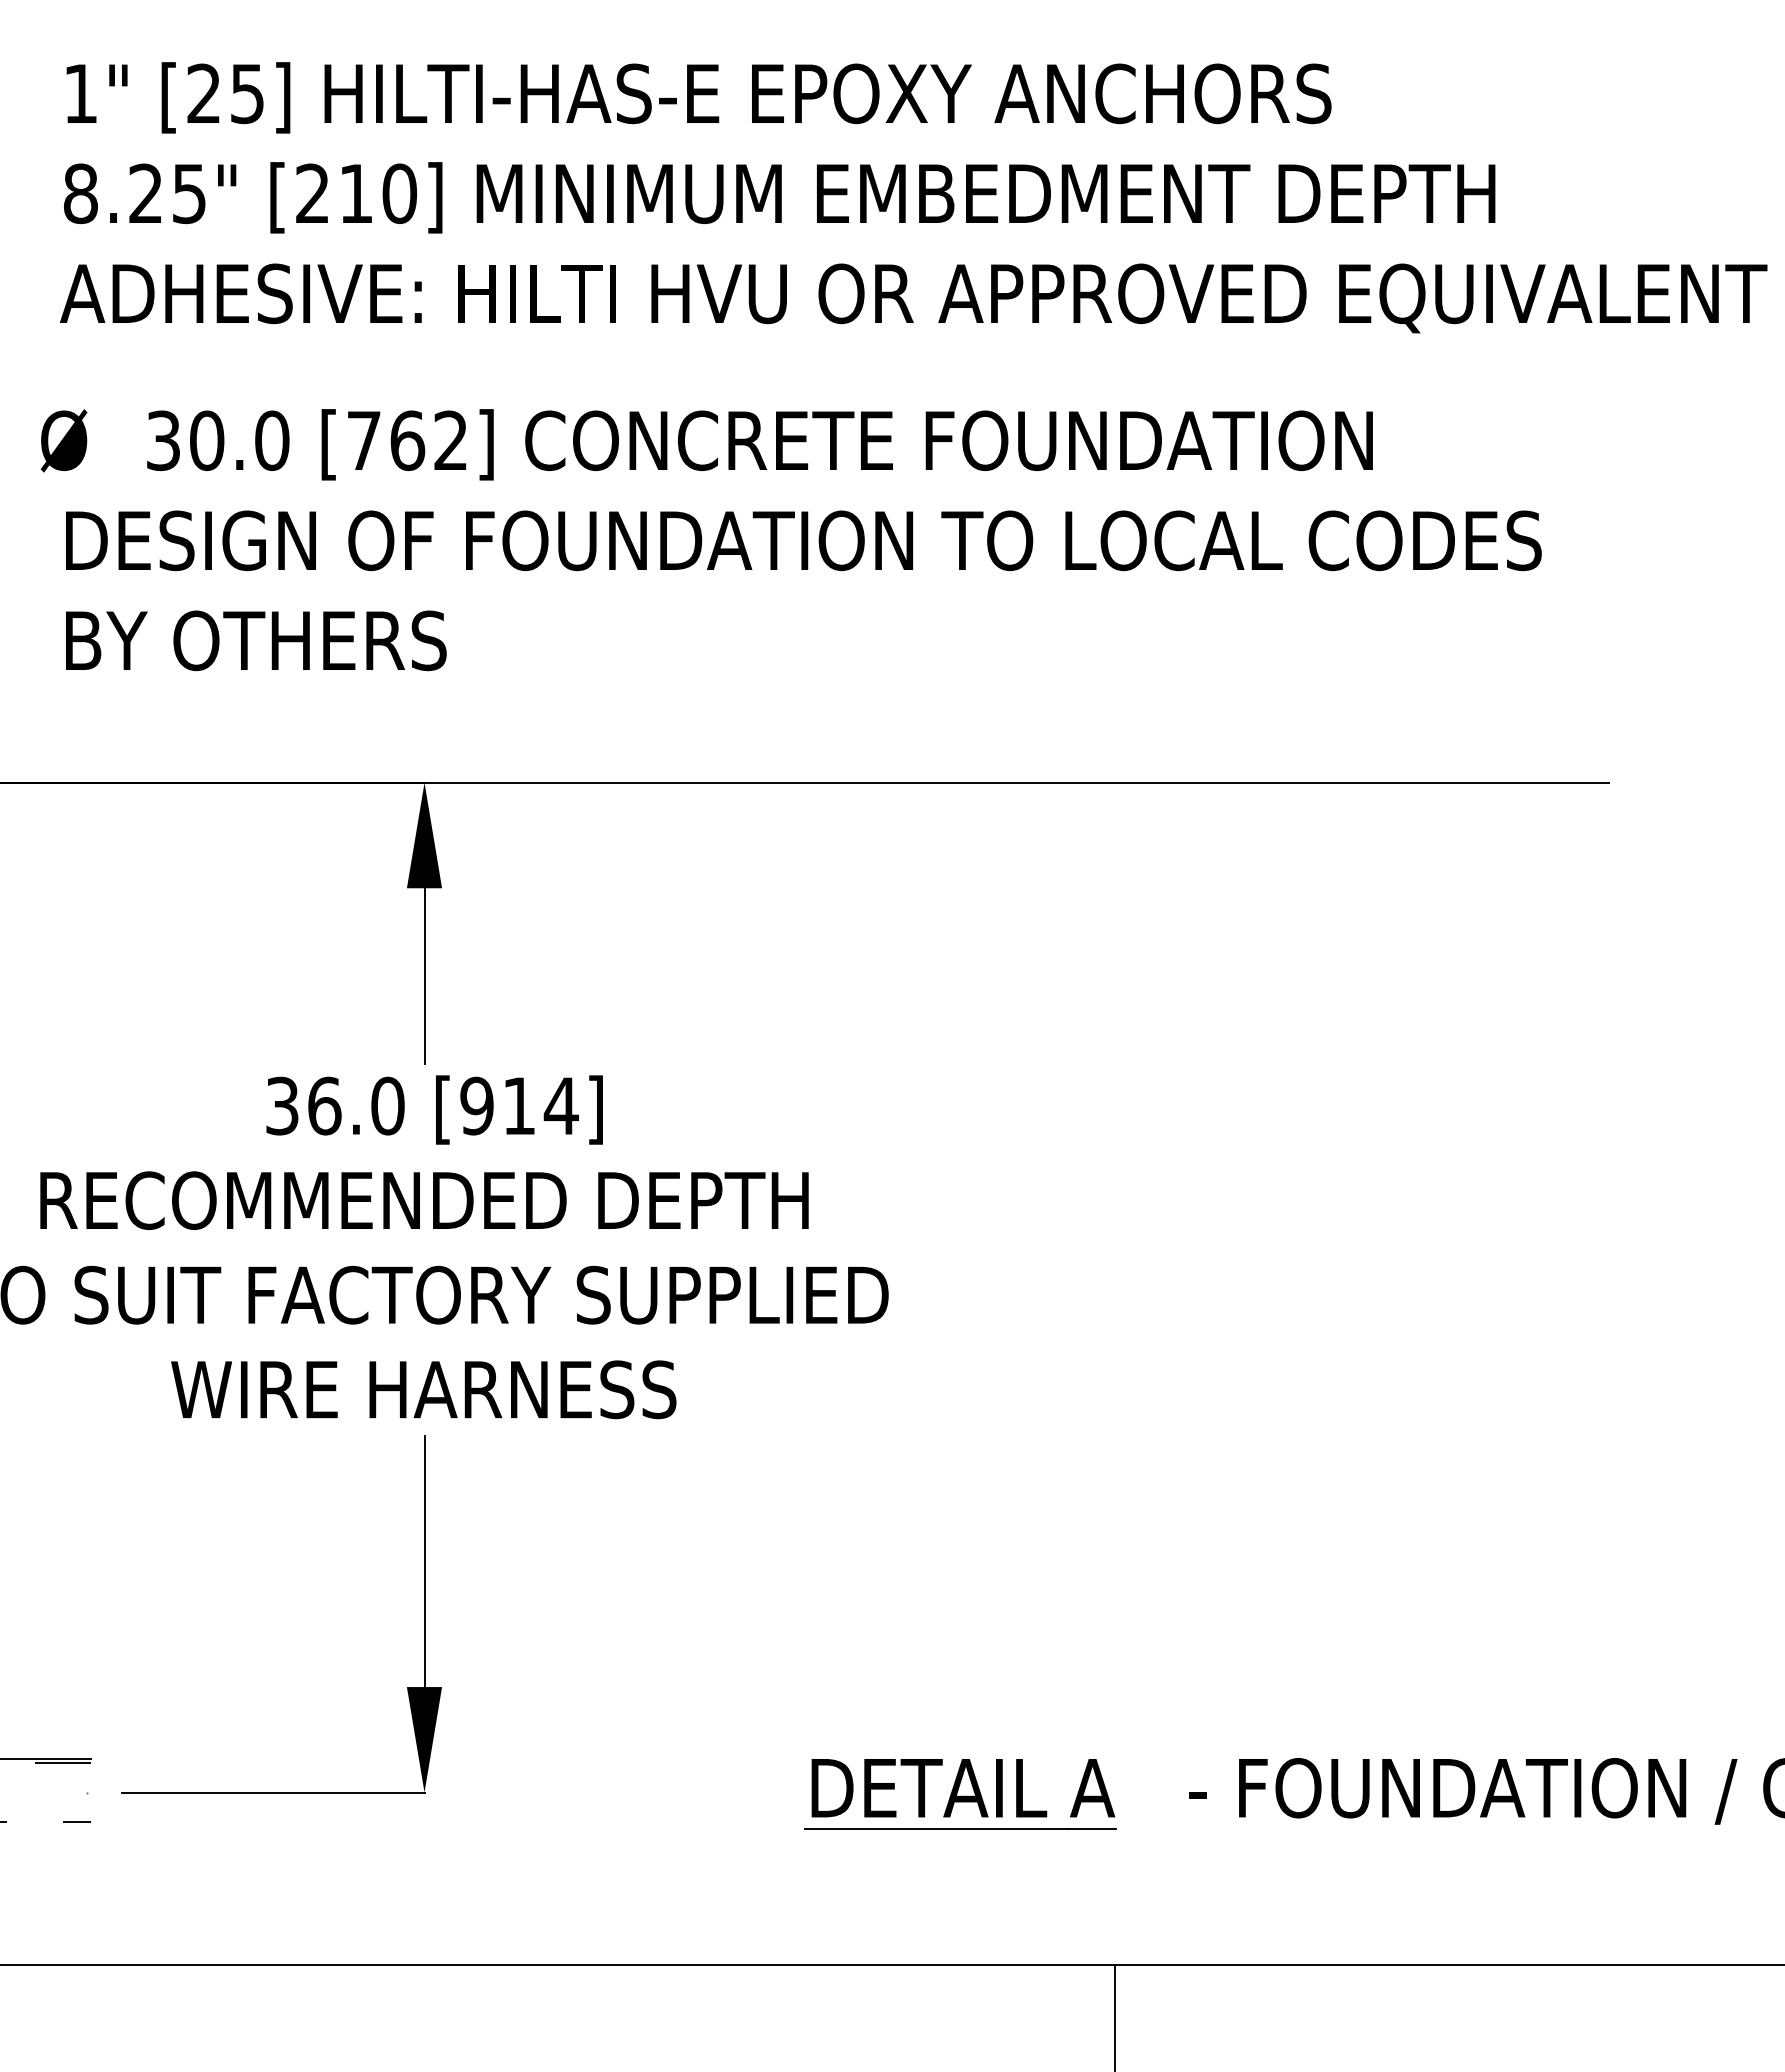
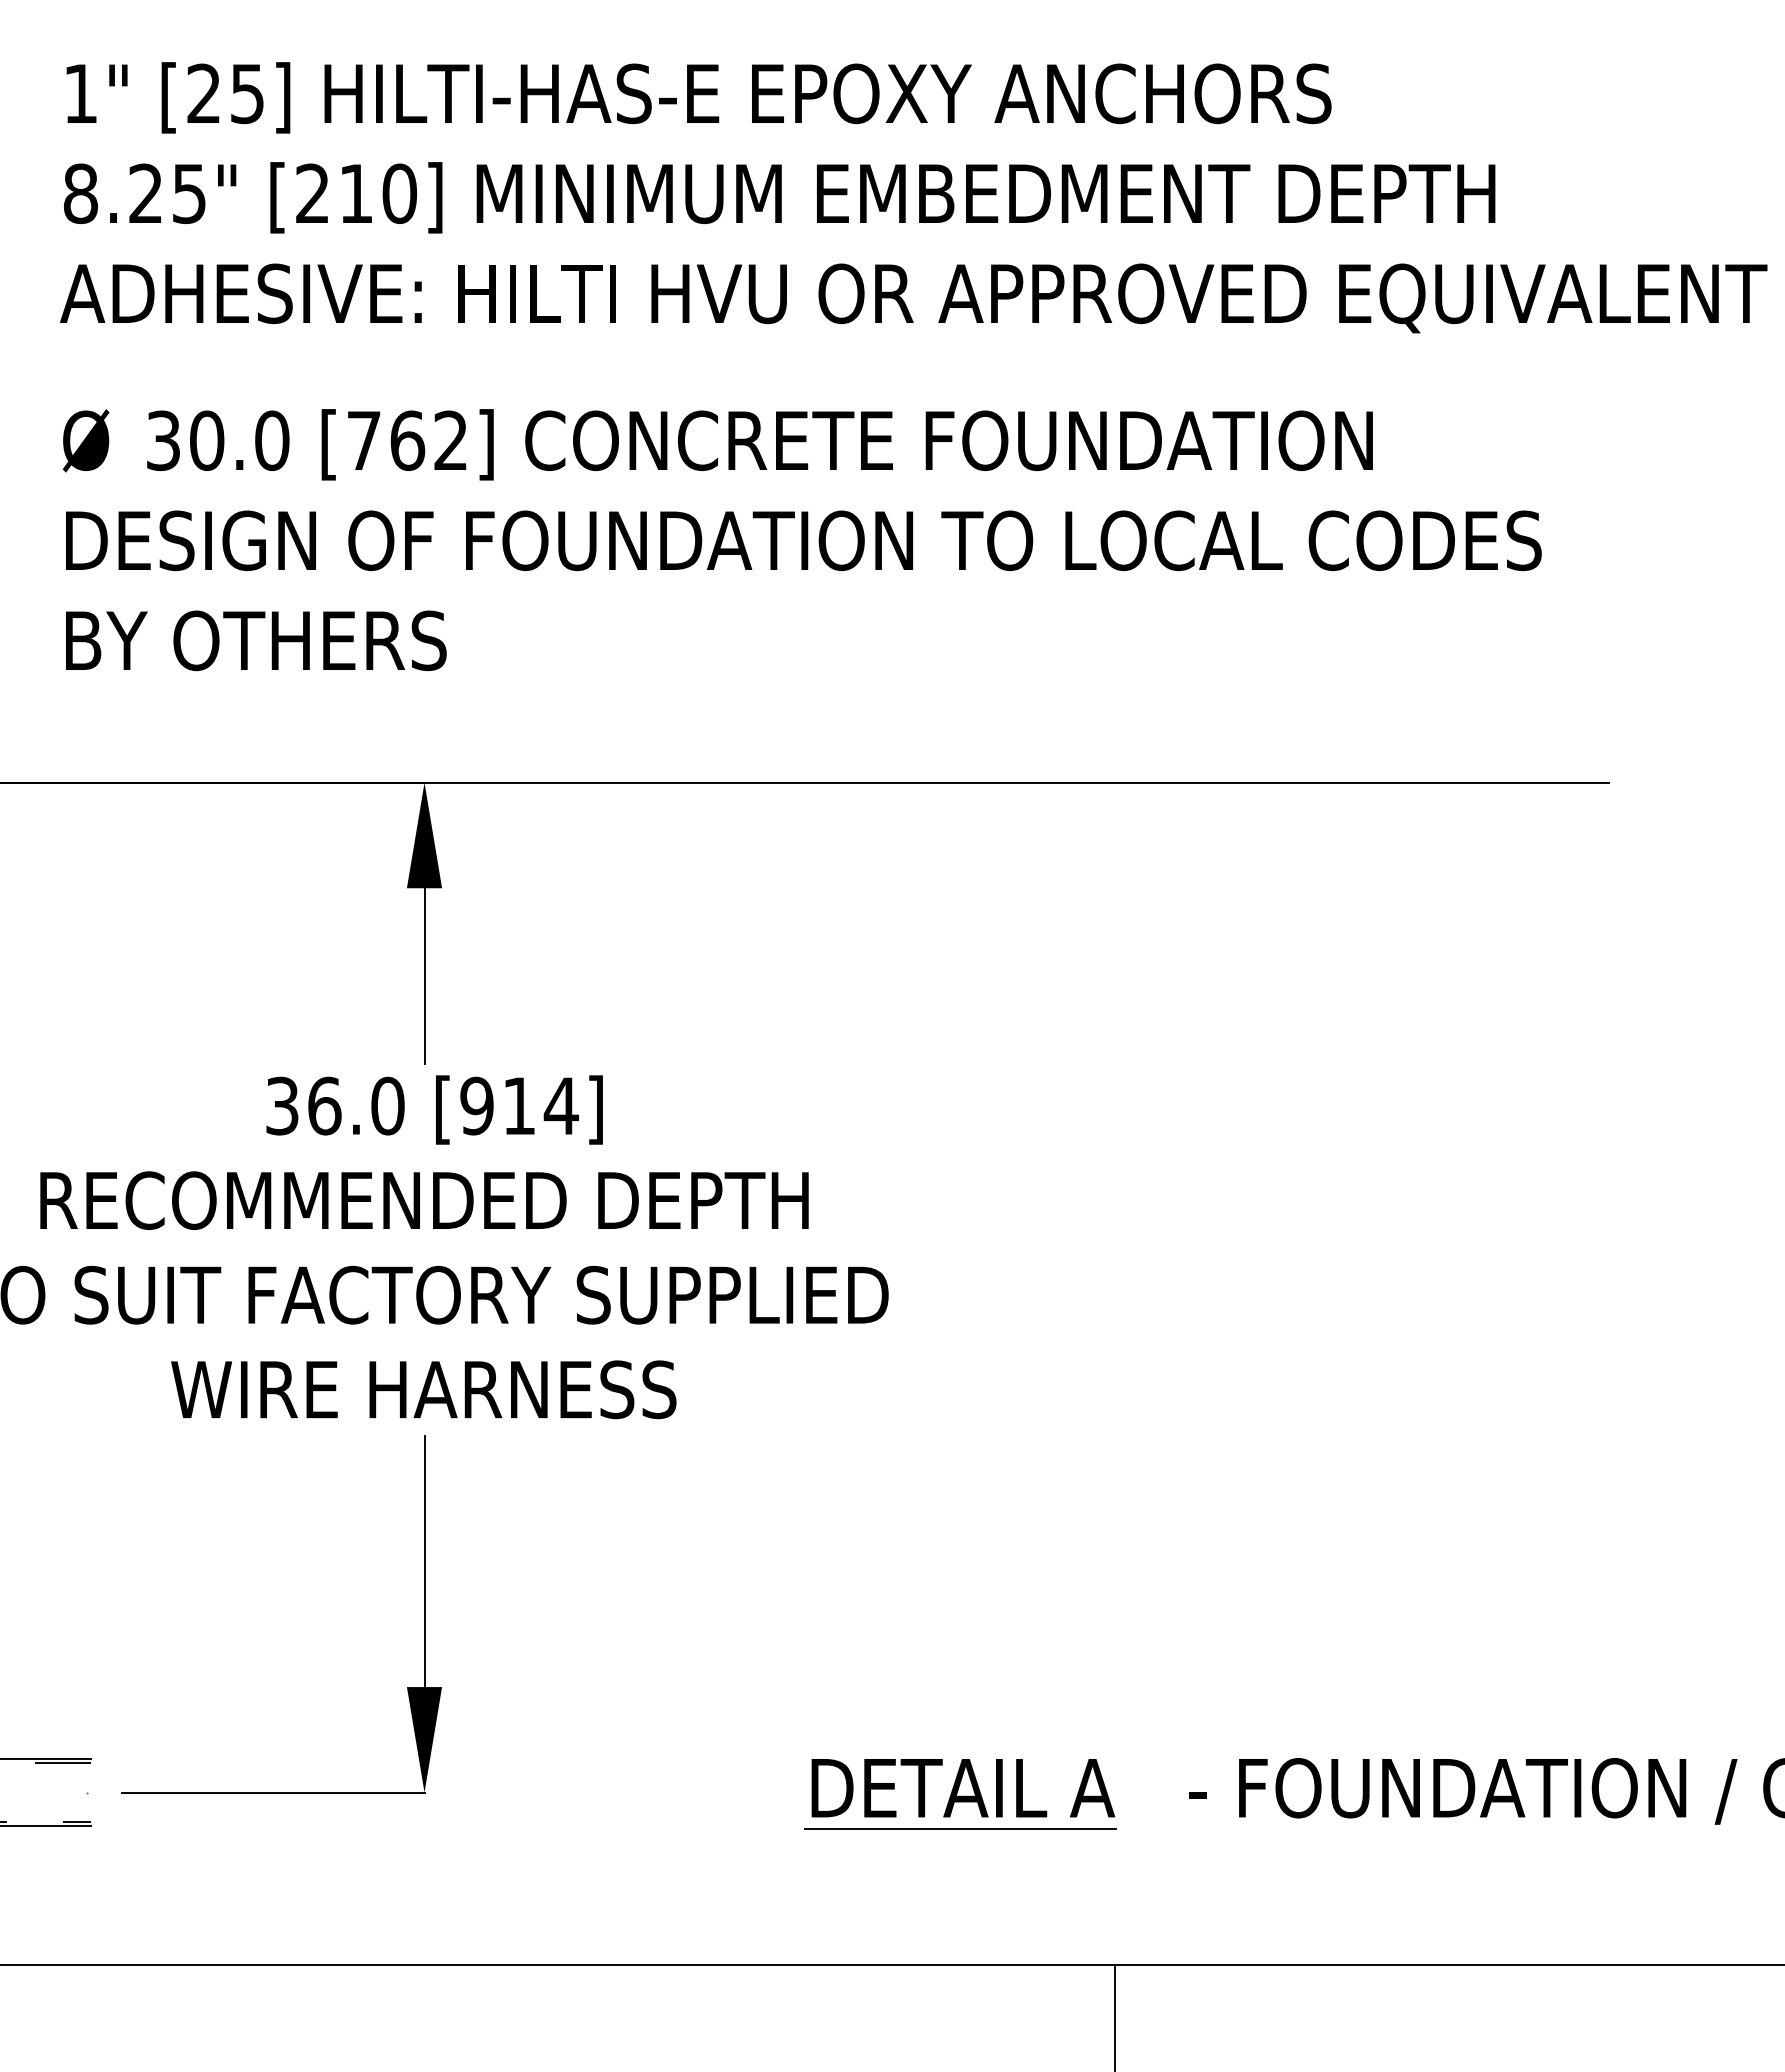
text position: (63, 440) -> (85, 440) (85, 440)
line: none -> present (46, 1825)
